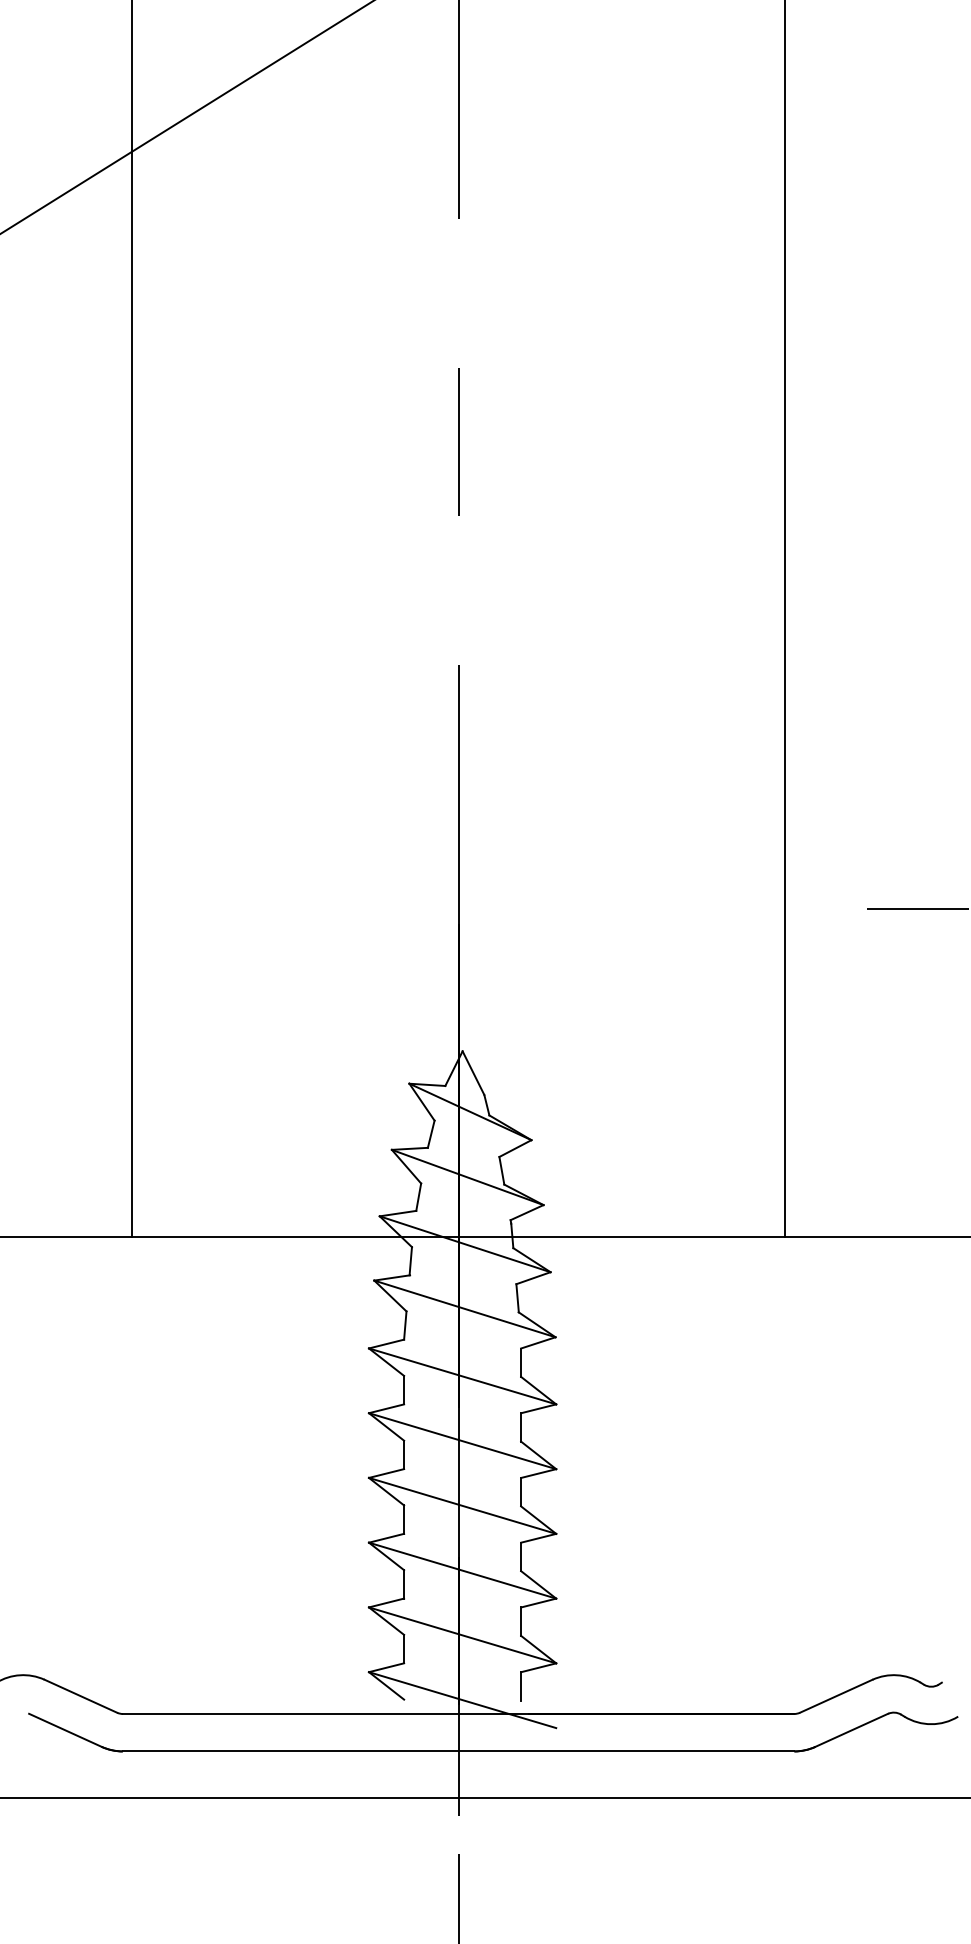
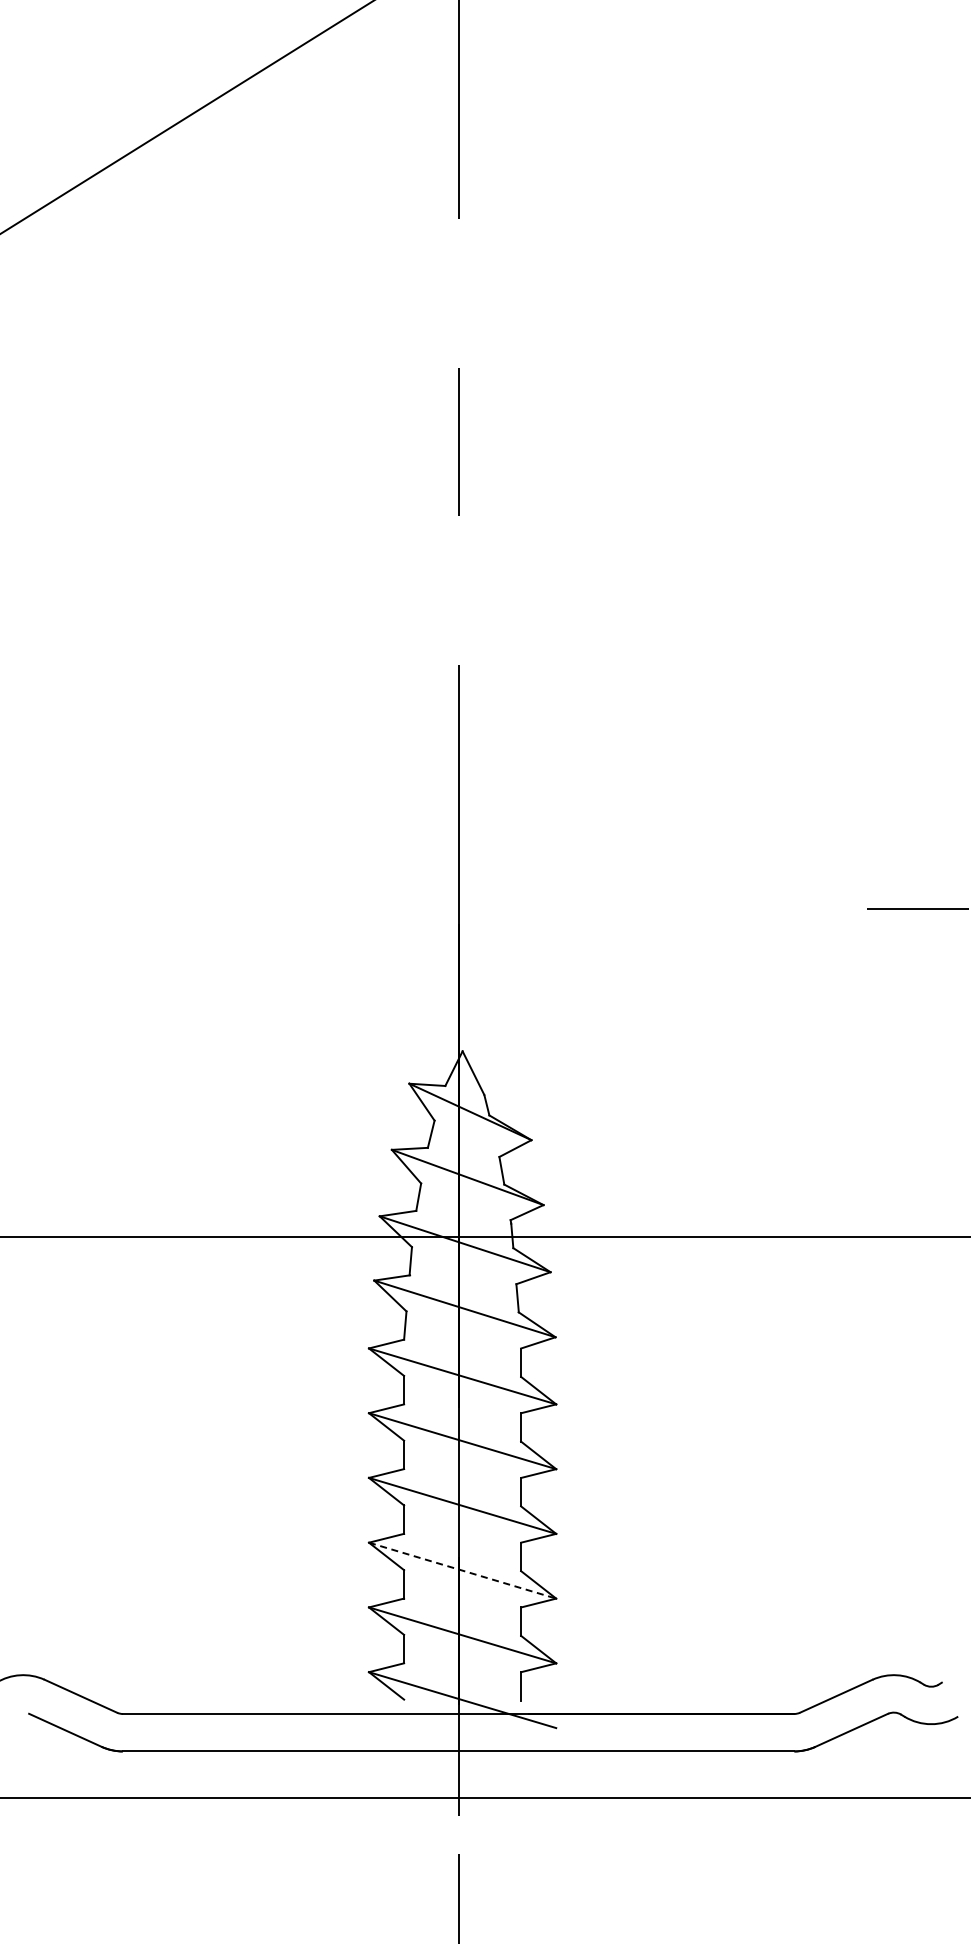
line: present -> none (132, 619)
line: present -> none (785, 619)
line: solid -> dashed (462, 1570)
